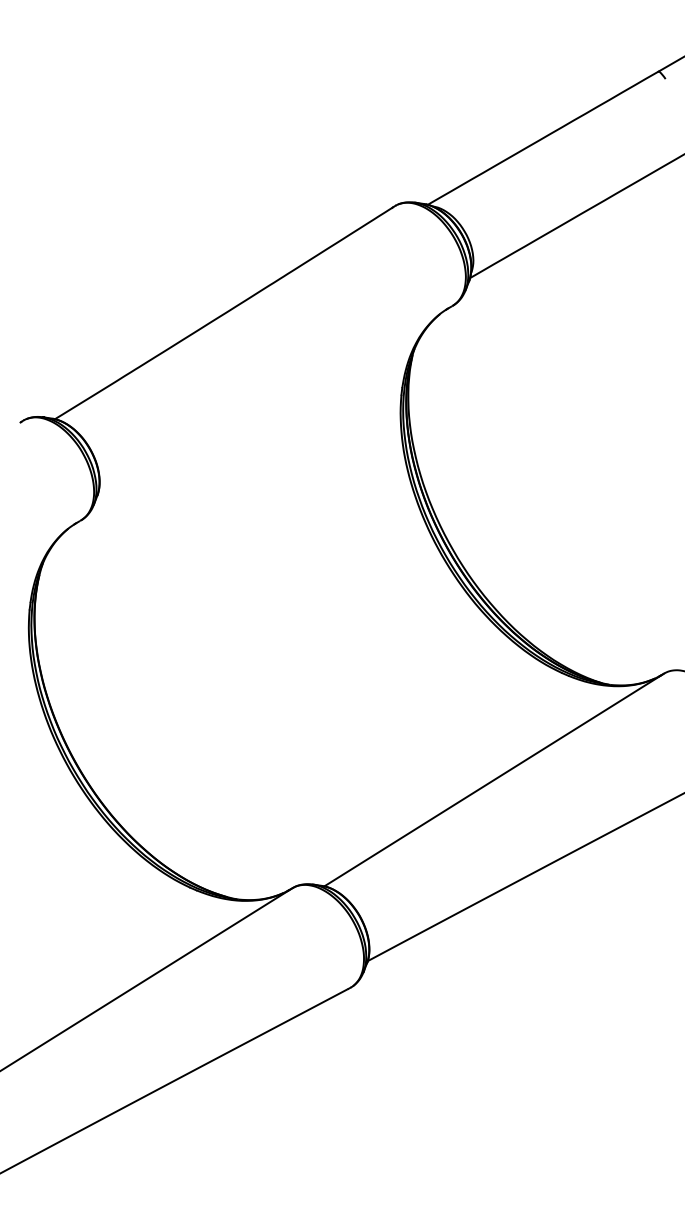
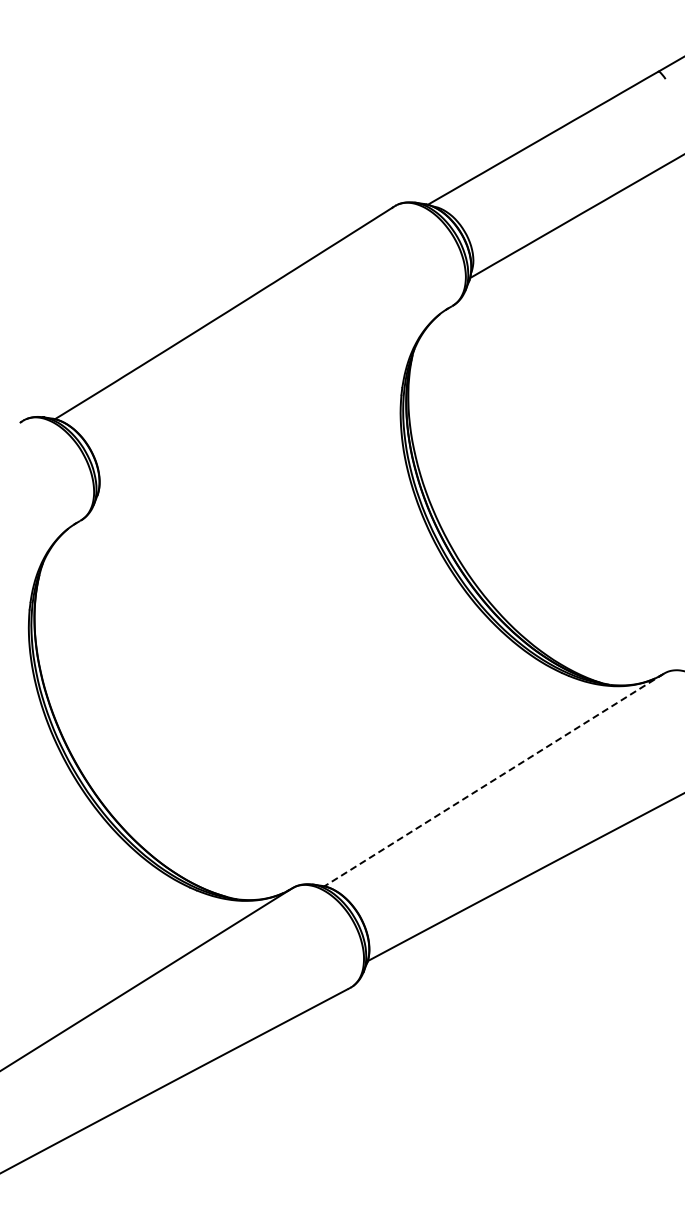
line: solid -> dashed (493, 780)
